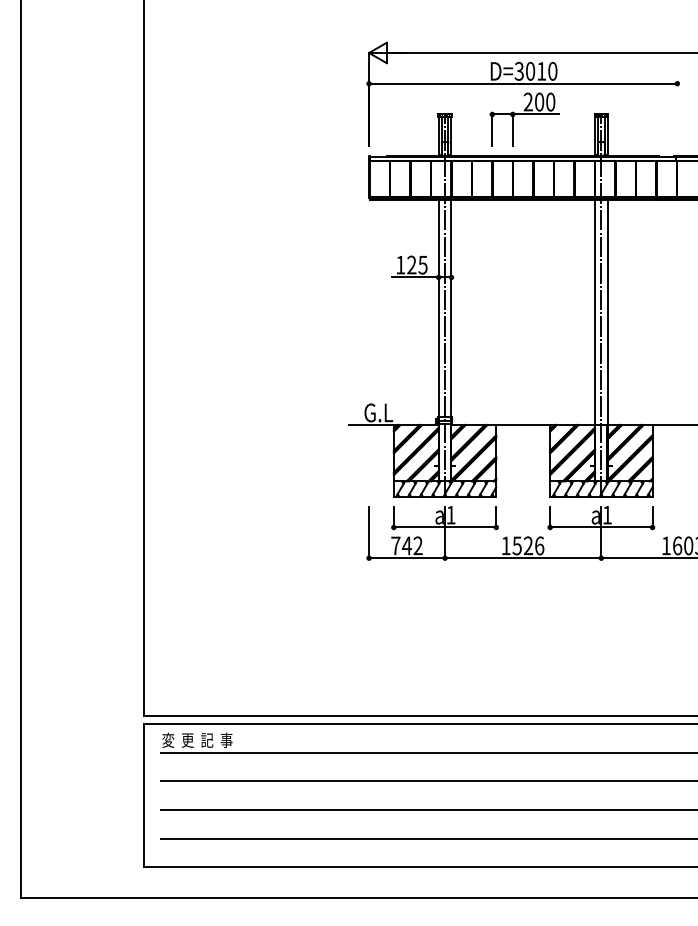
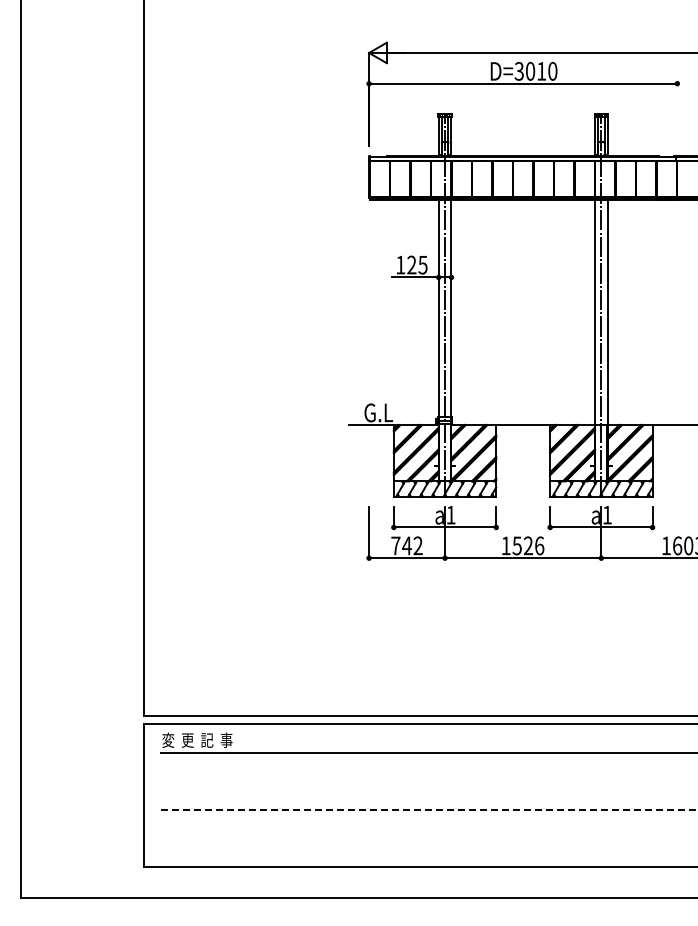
part: present -> none (524, 119)
line: present -> none (427, 781)
line: solid -> dashed (429, 810)
line: present -> none (427, 838)
